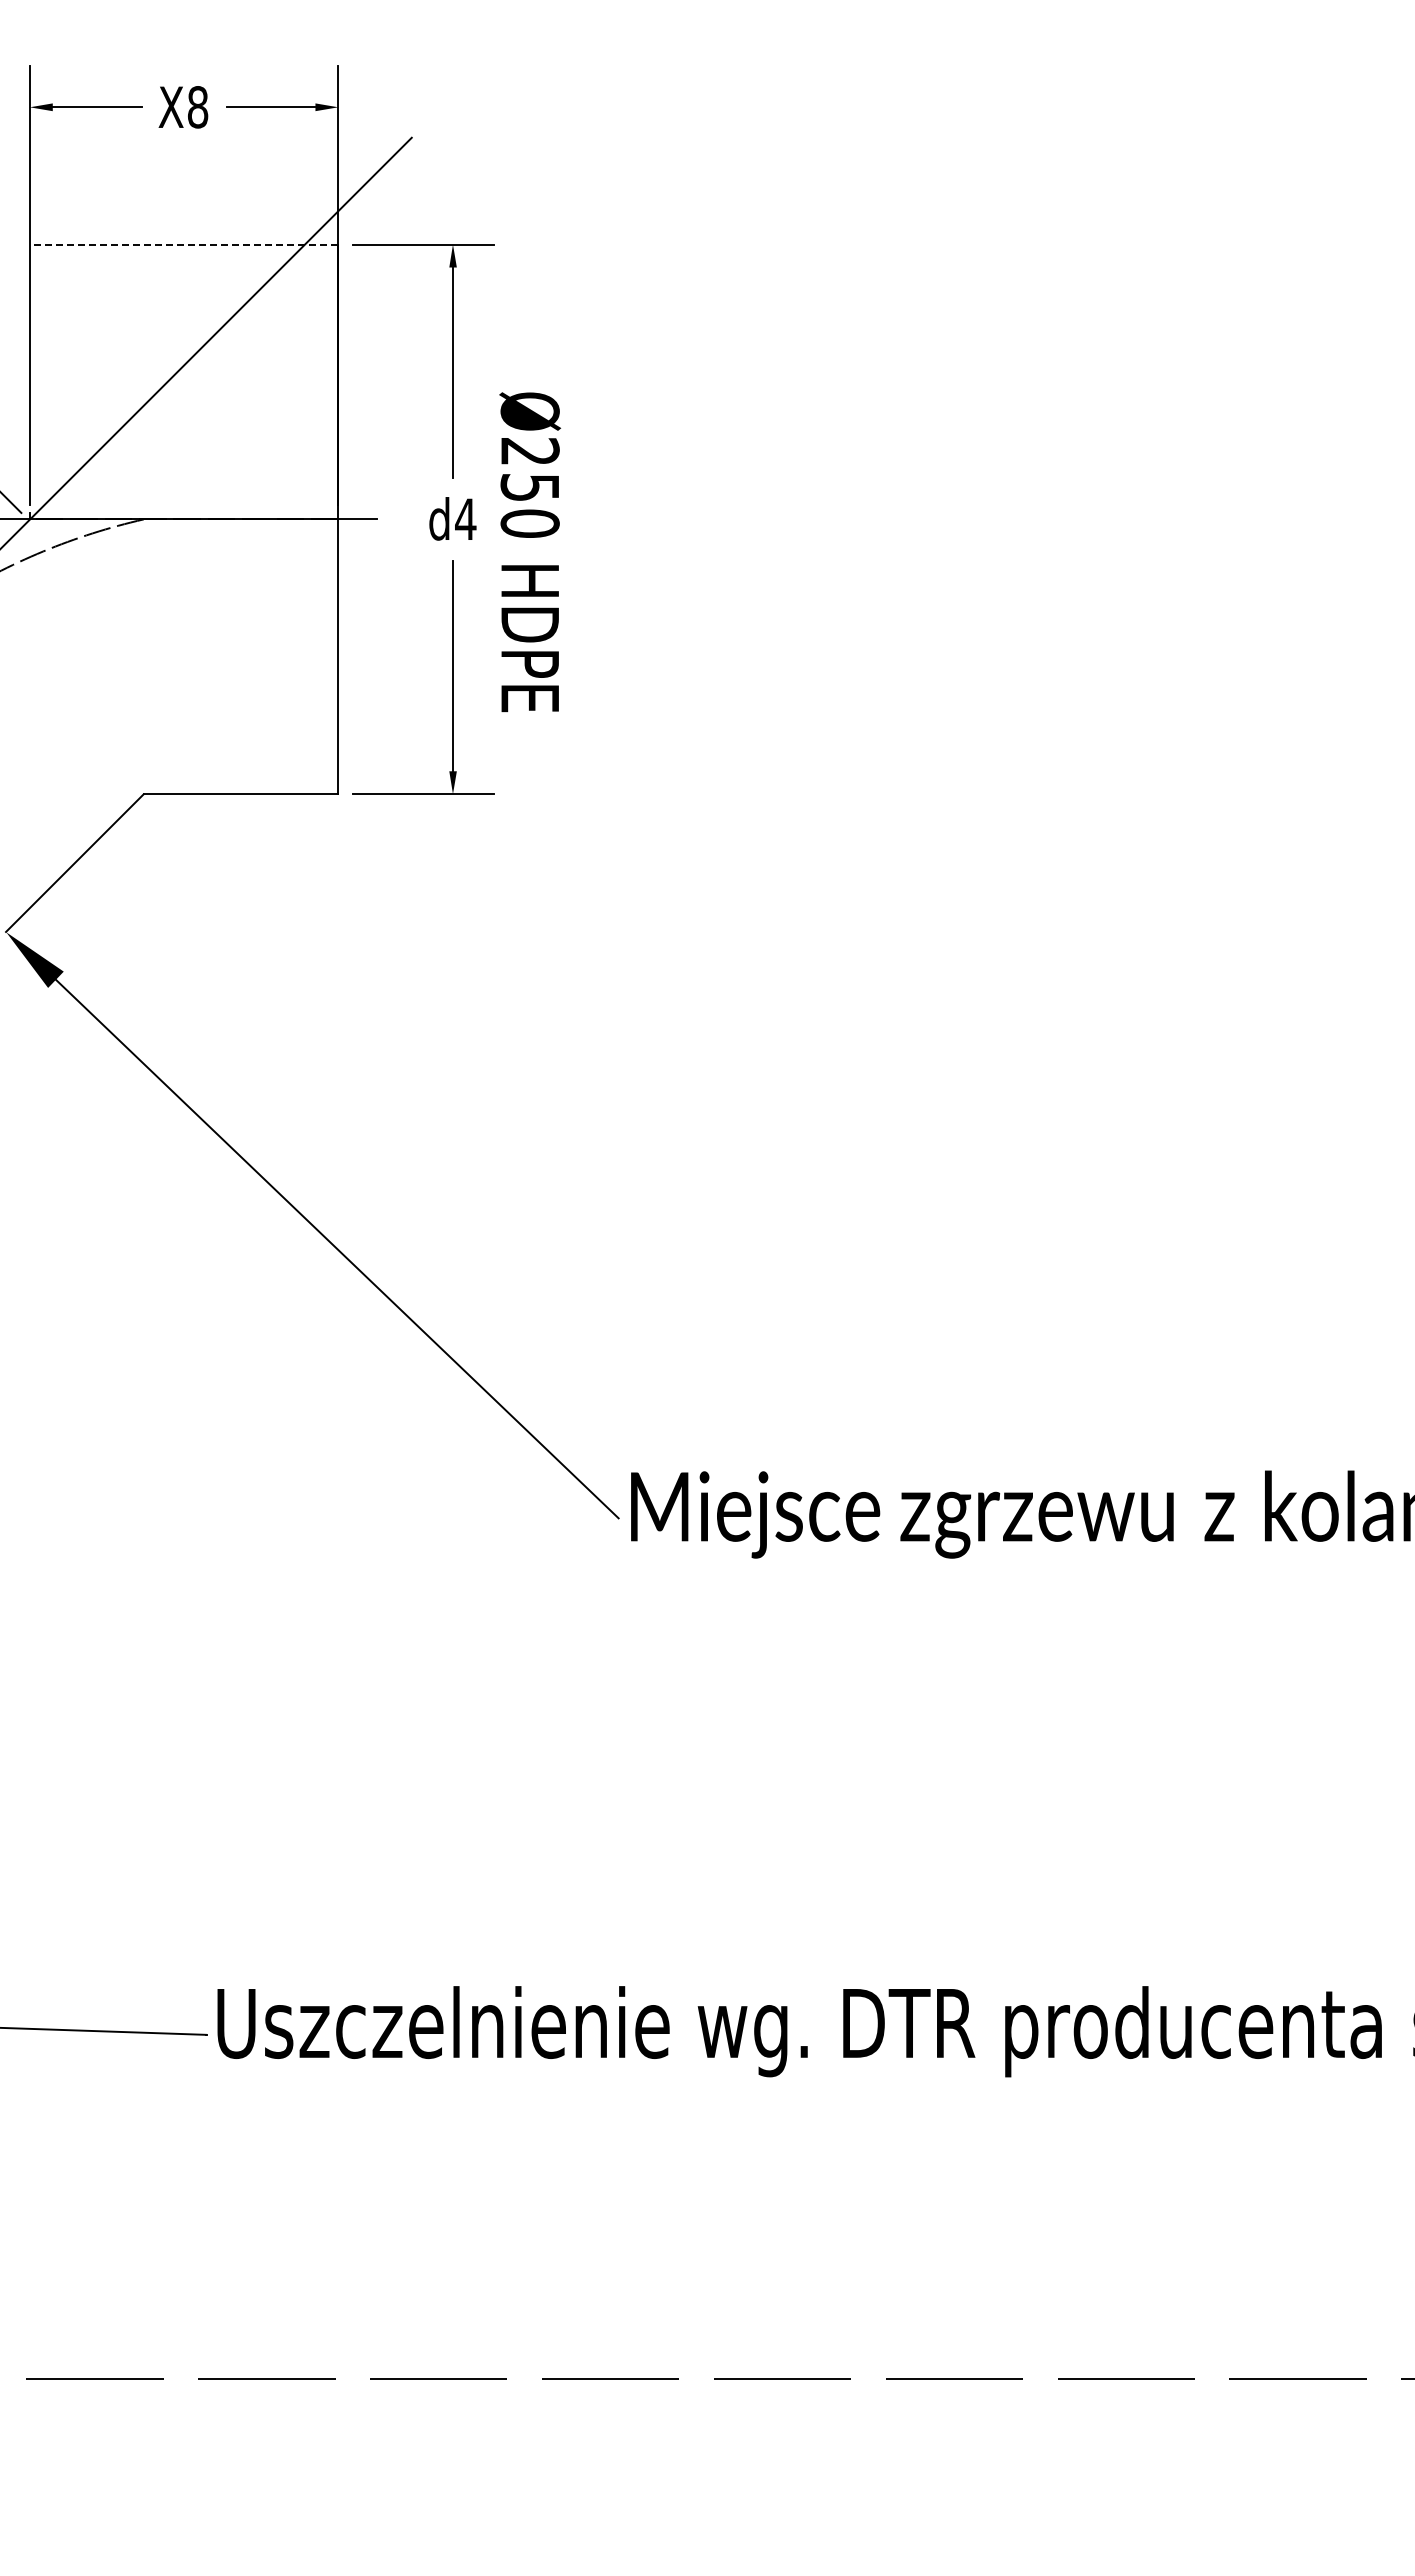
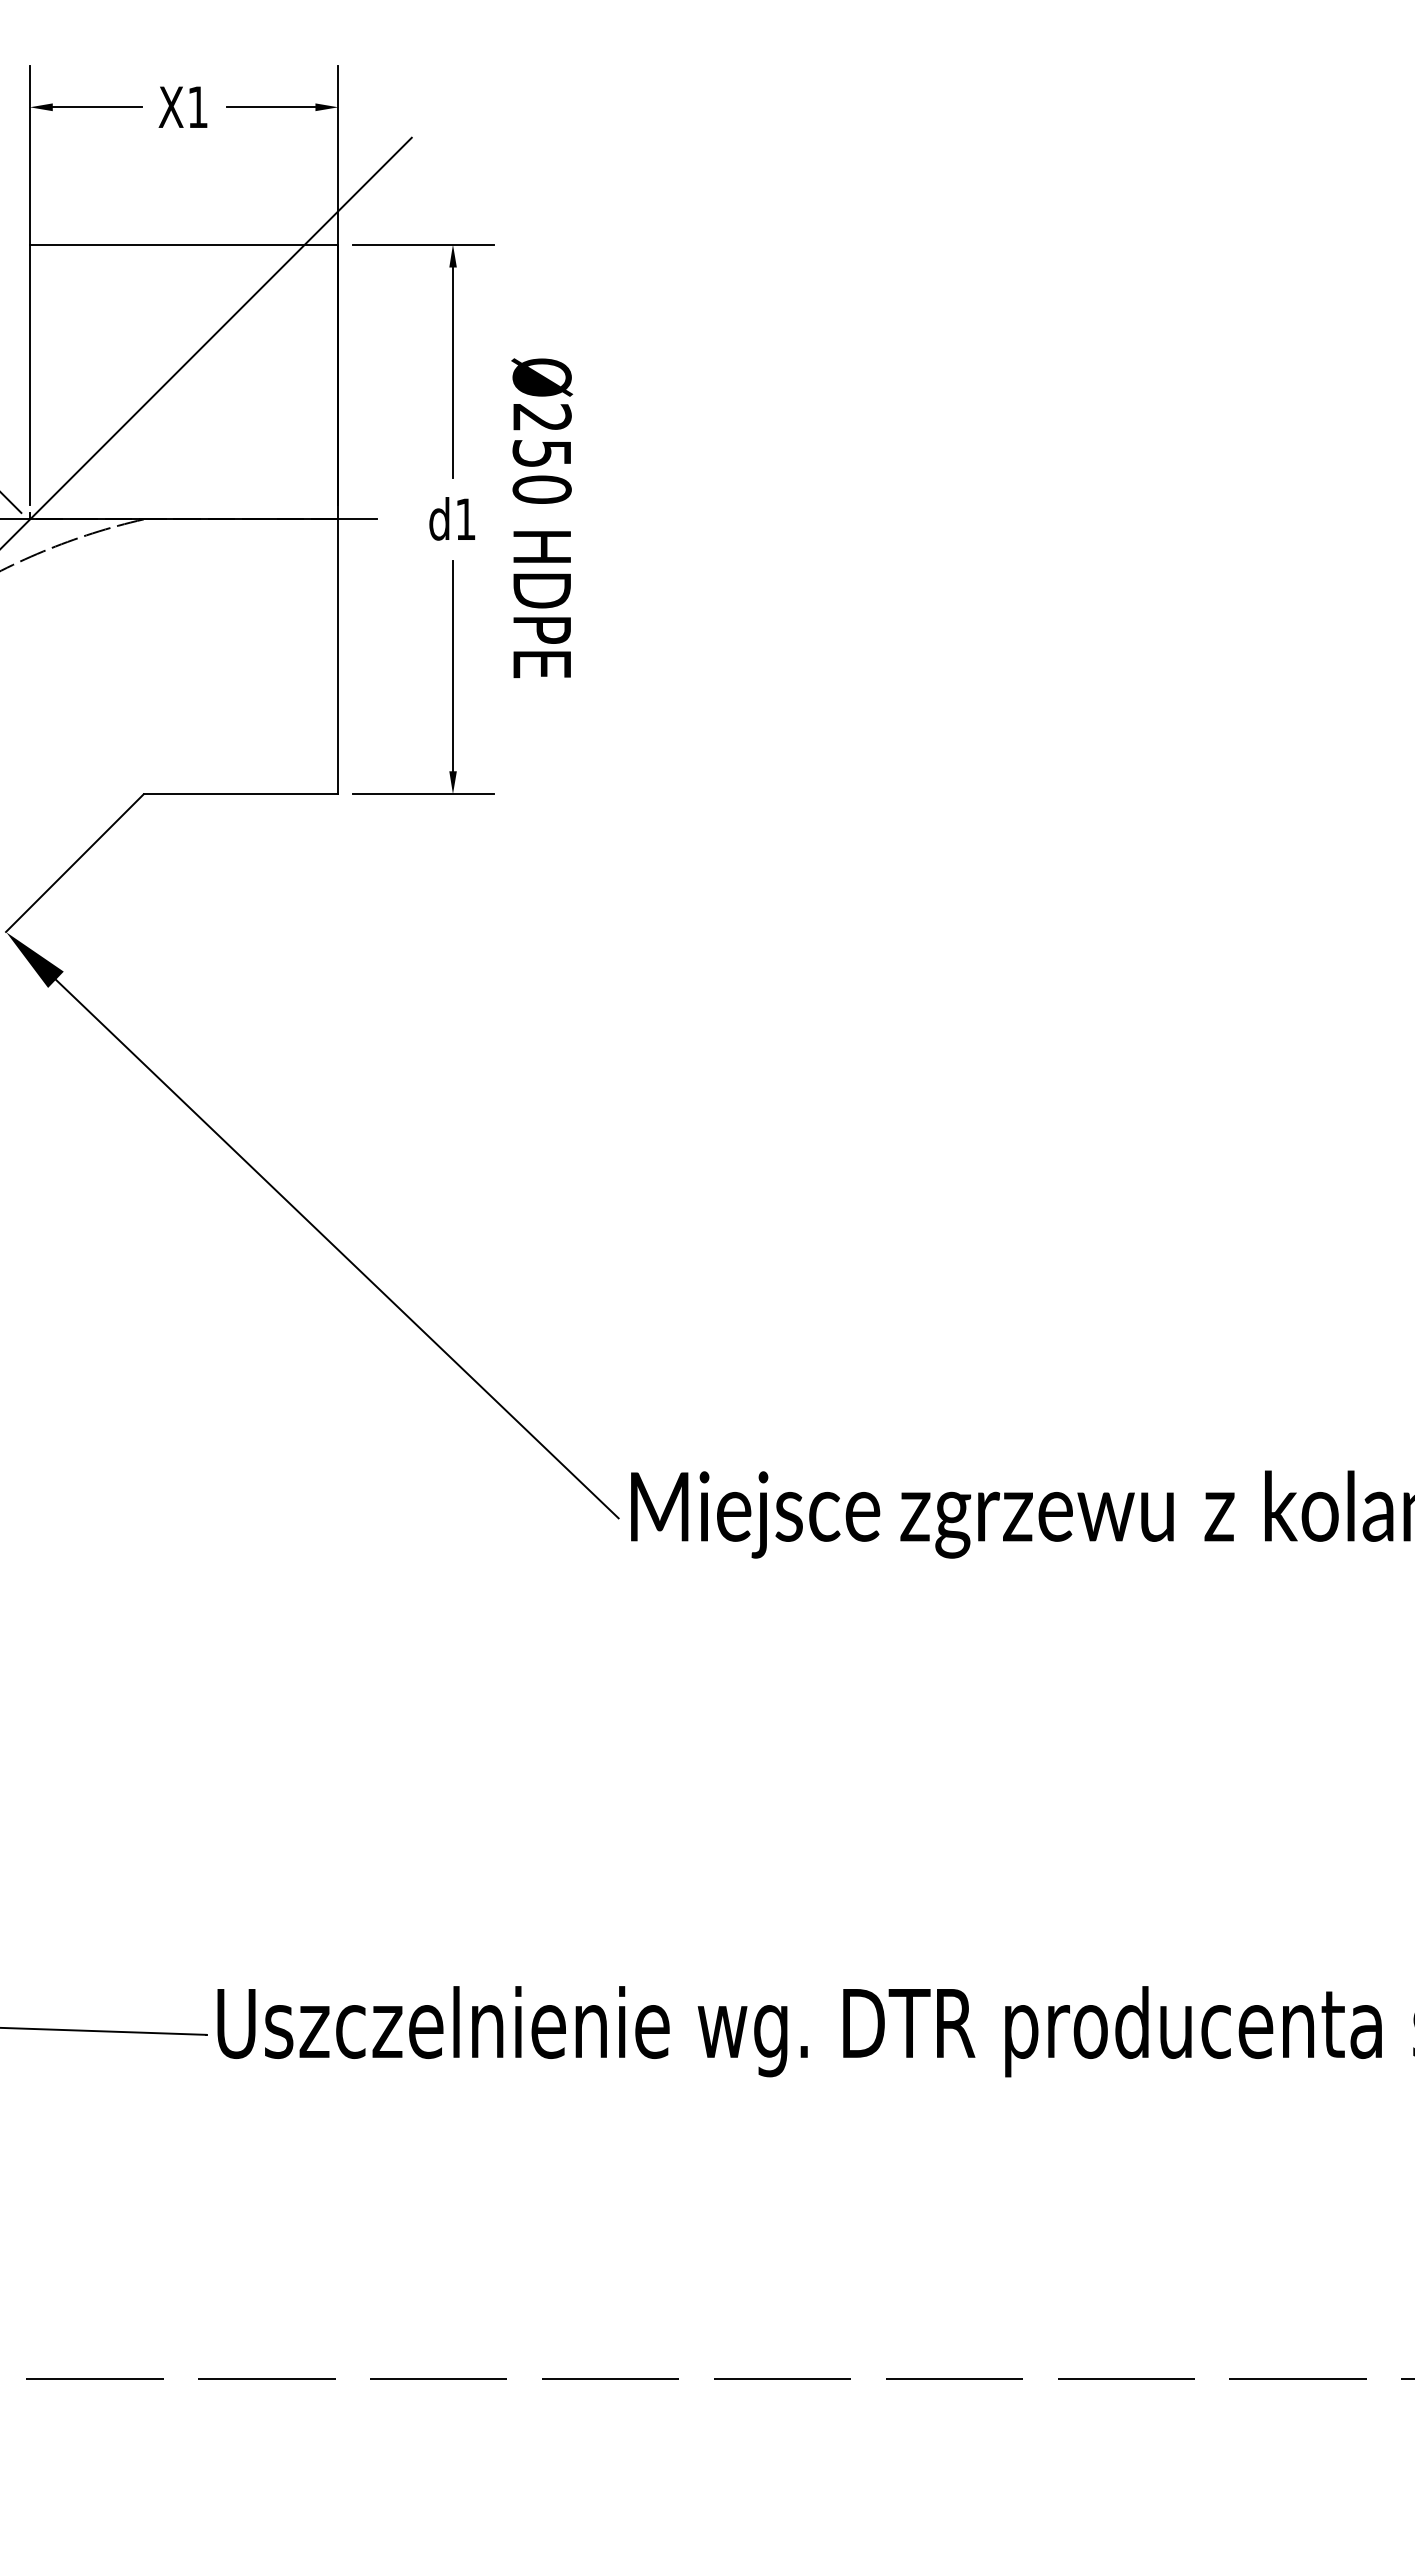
text: X8 -> X1 (198, 107)
line: dashed -> solid (183, 244)
text: d4 -> d1 (465, 518)
text position: (530, 552) -> (542, 518) (542, 518)
